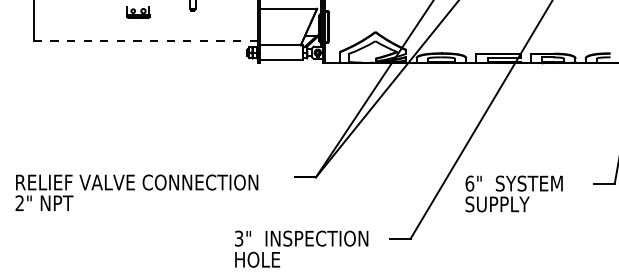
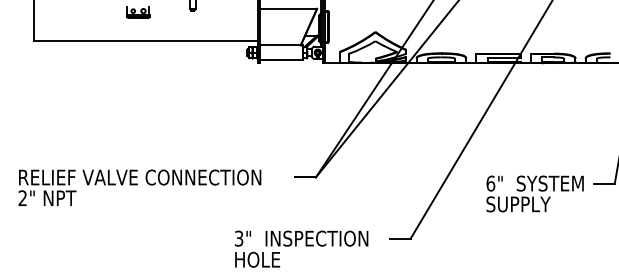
line: dashed -> solid (145, 40)
text position: (136, 192) -> (139, 187) (139, 187)
text position: (513, 193) -> (534, 193) (534, 193)
